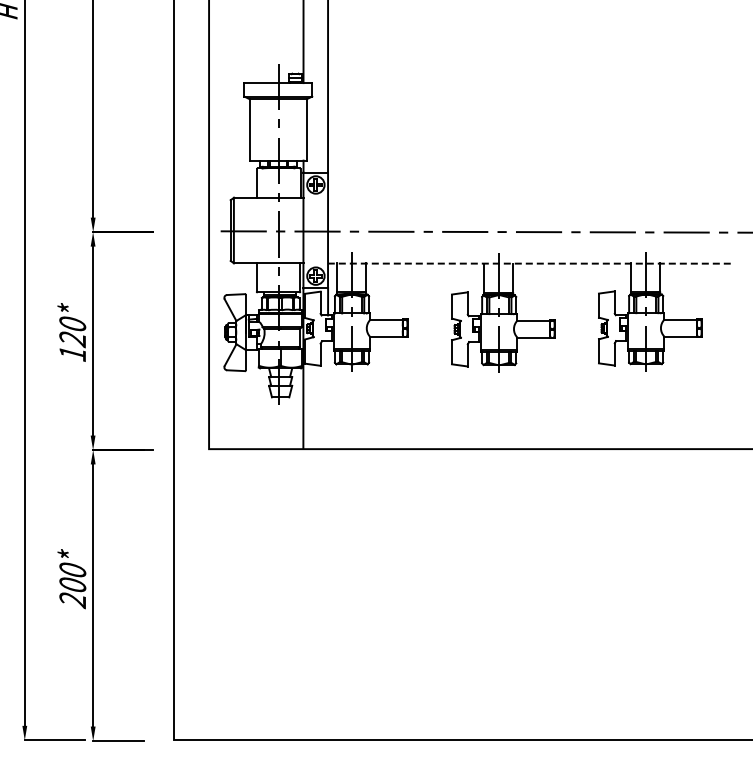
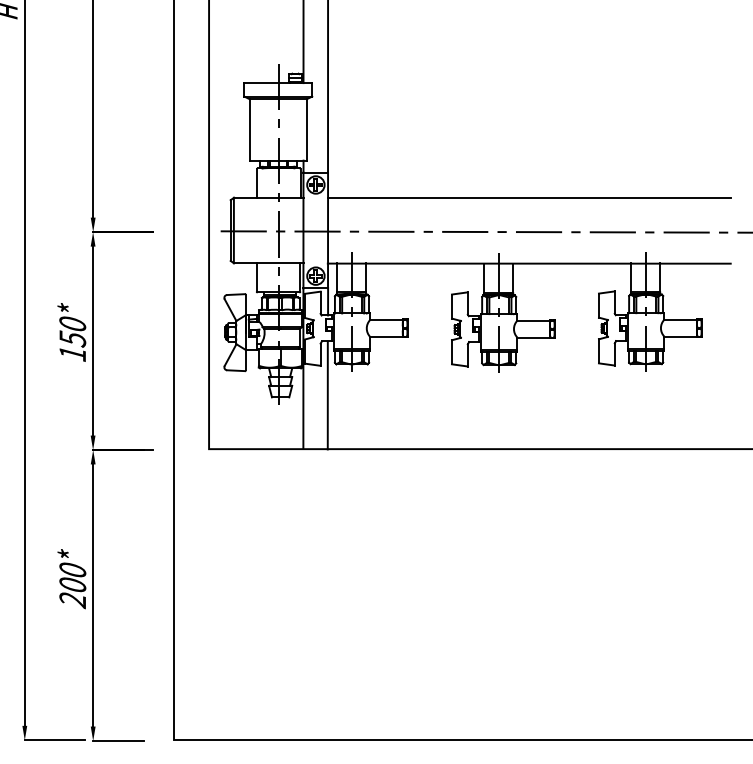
line: none -> present (529, 197)
line: dashed -> solid (529, 263)
text: 120* -> 150* (72, 339)
line: none -> present (327, 395)
